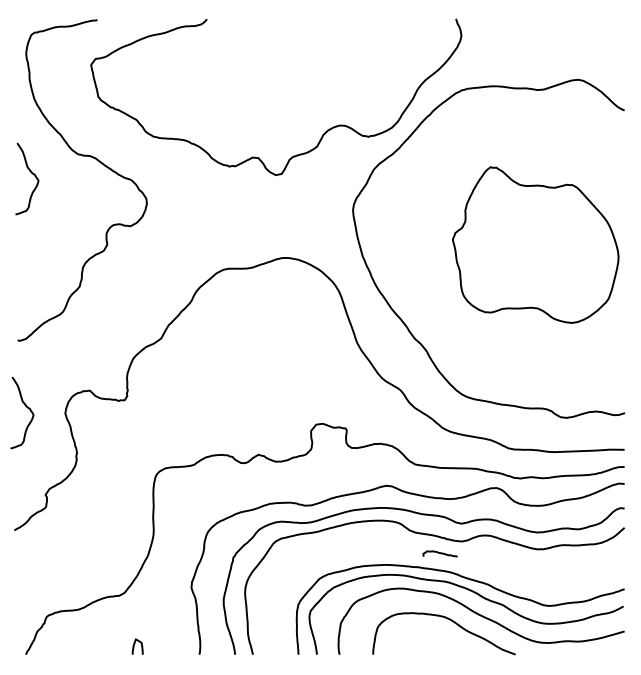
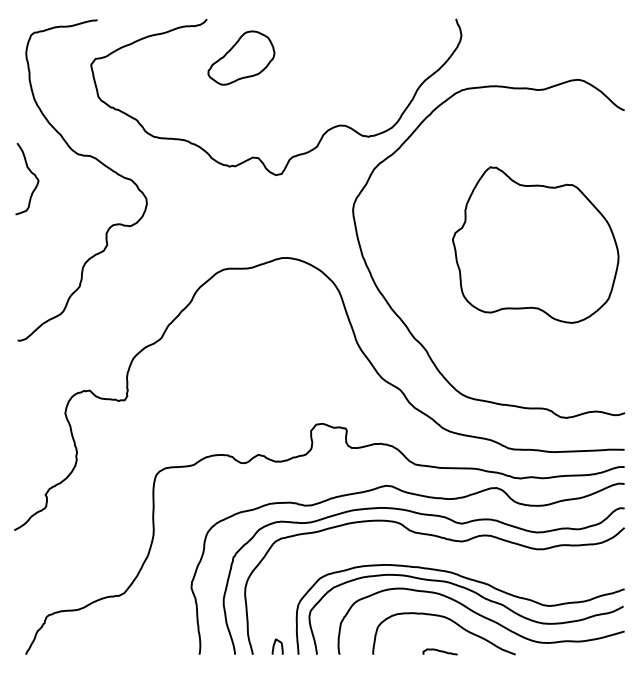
part: none -> present (241, 57)
curve: present -> none (27, 408)
curve position: (439, 553) -> (439, 651) (439, 651)
curve position: (135, 644) -> (275, 644) (275, 644)
